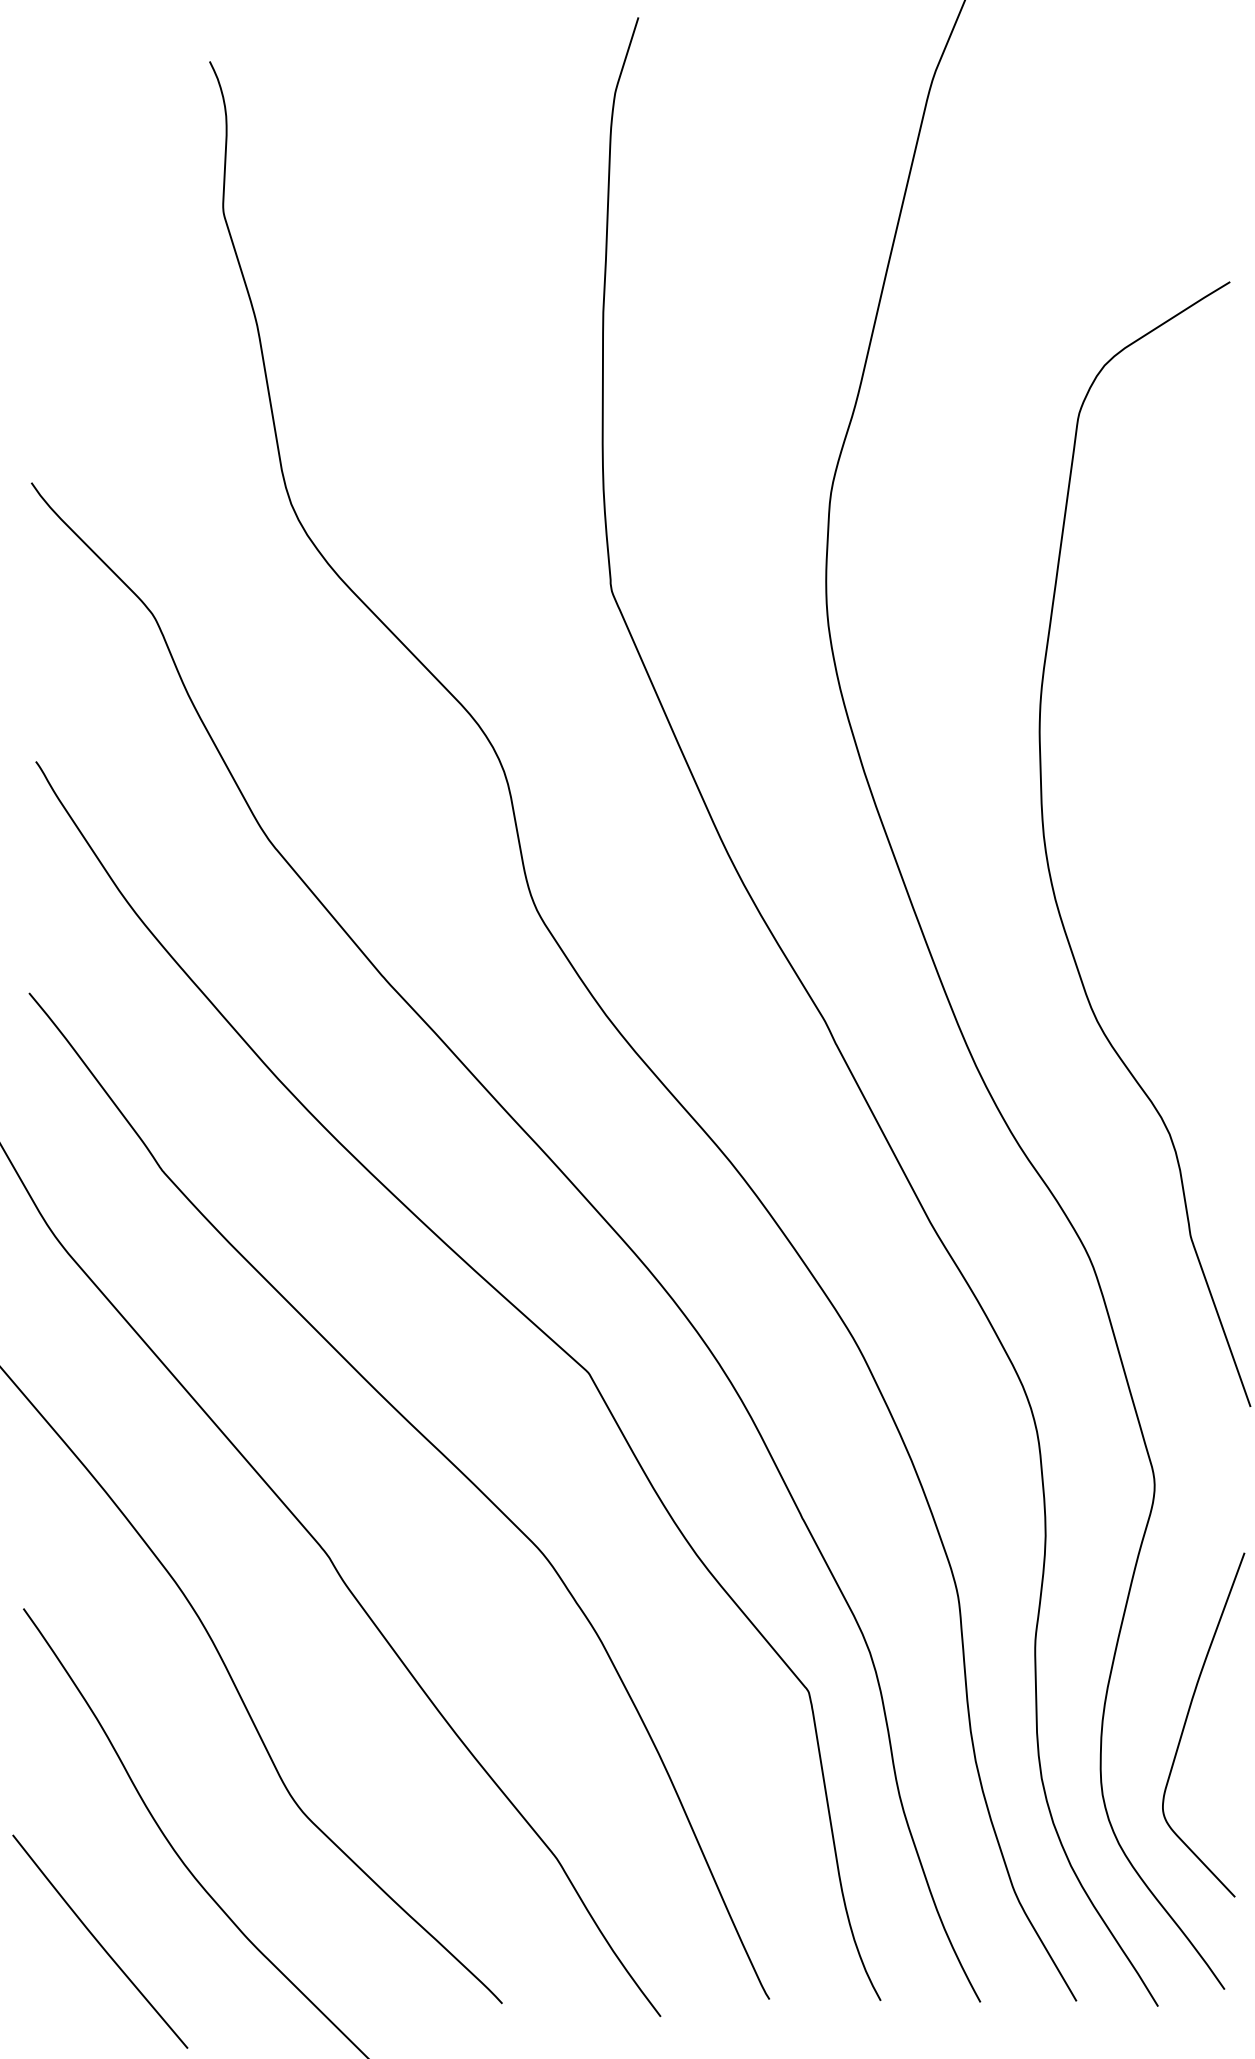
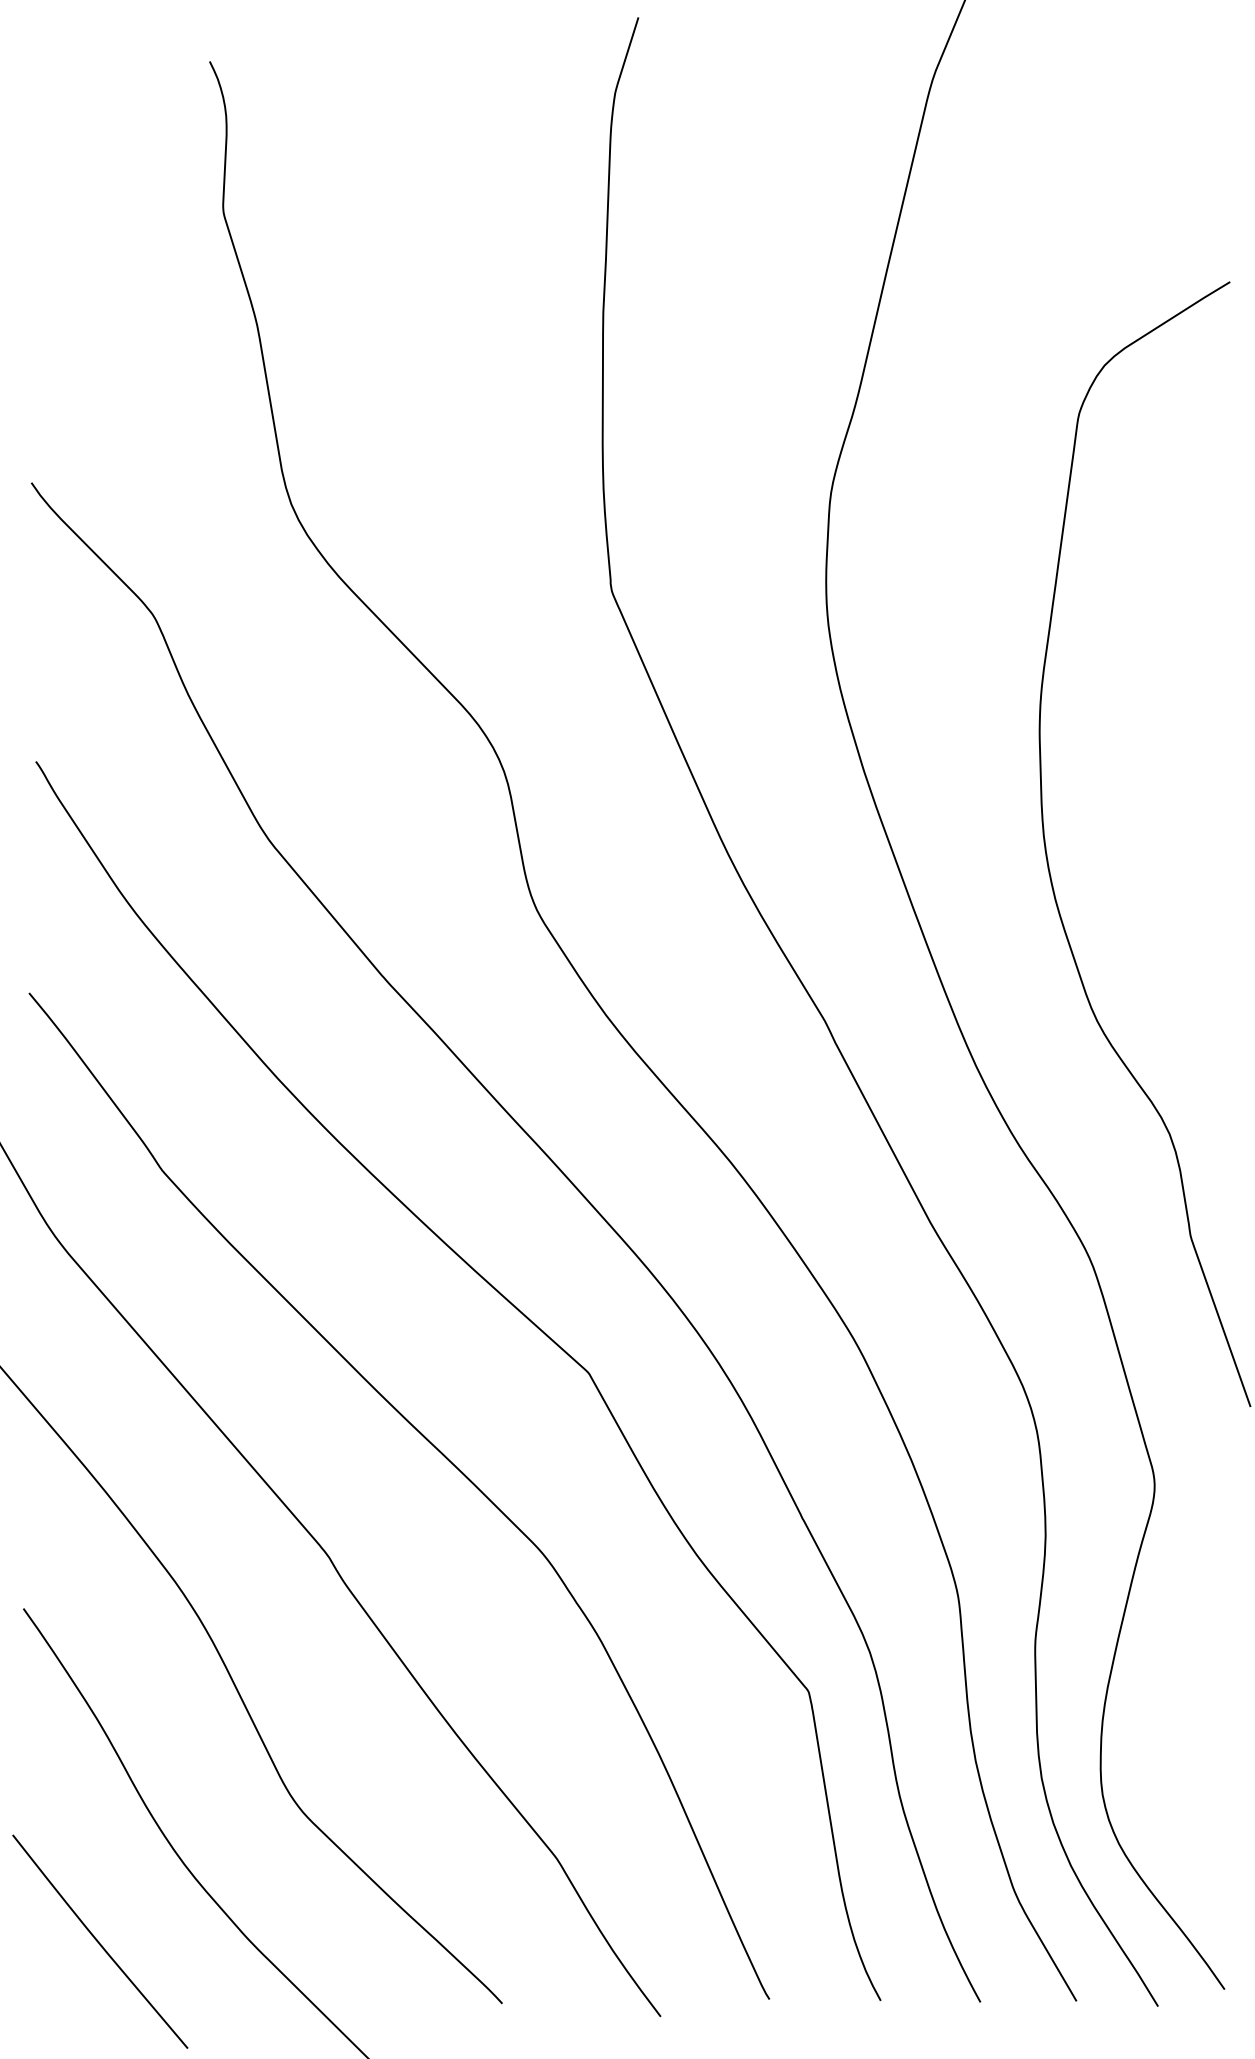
curve: present -> none (1187, 1719)
